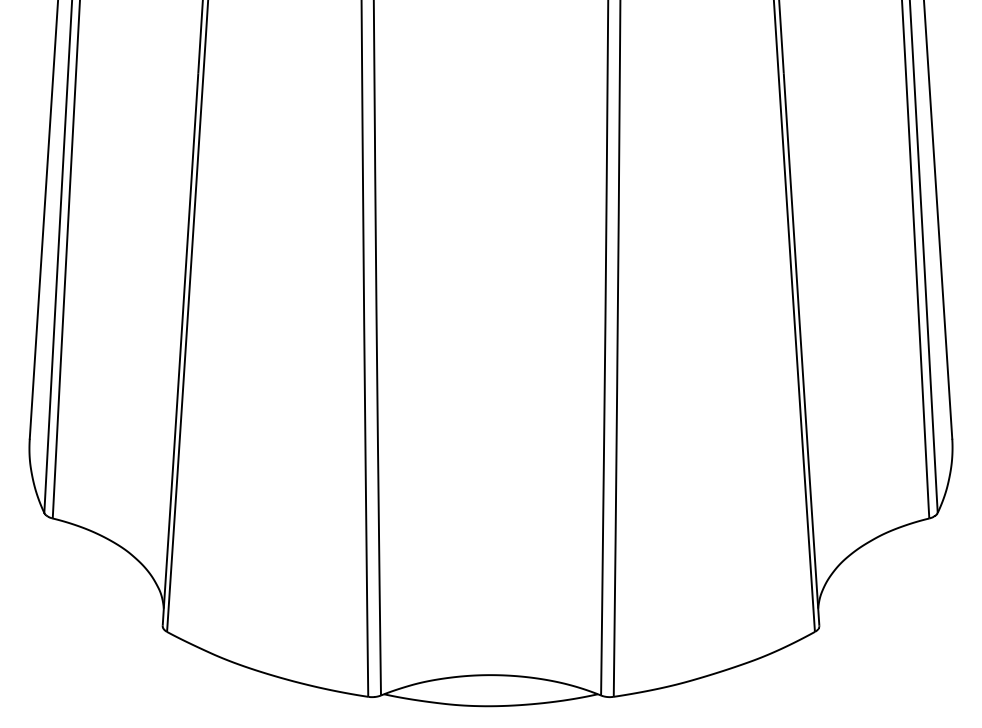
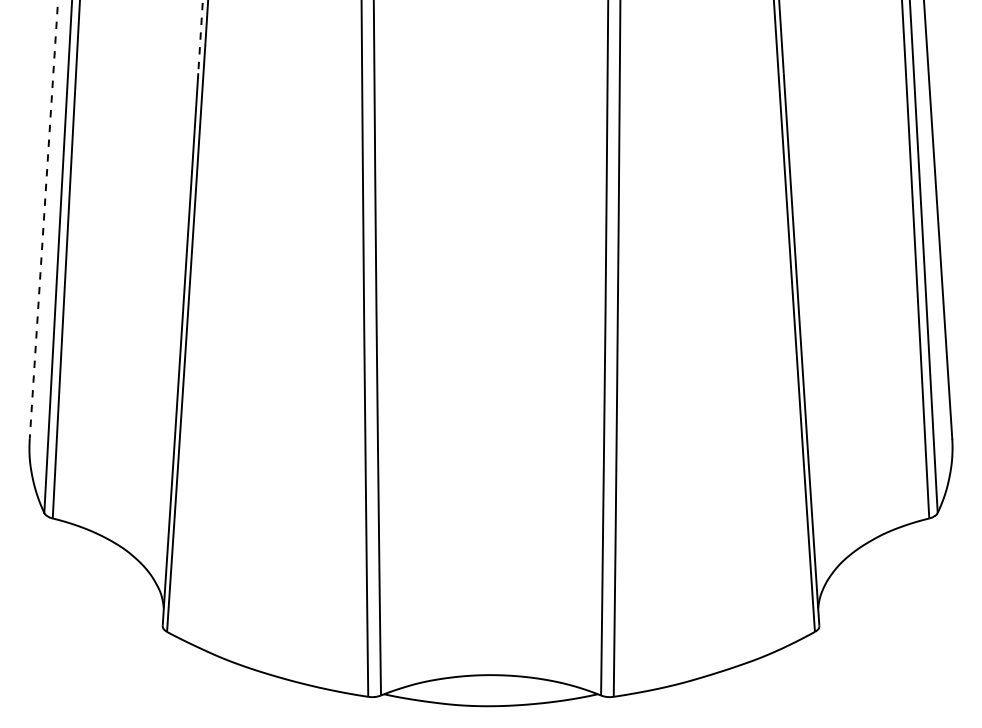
line: solid -> dashed (200, 38)
line: solid -> dashed (43, 219)
